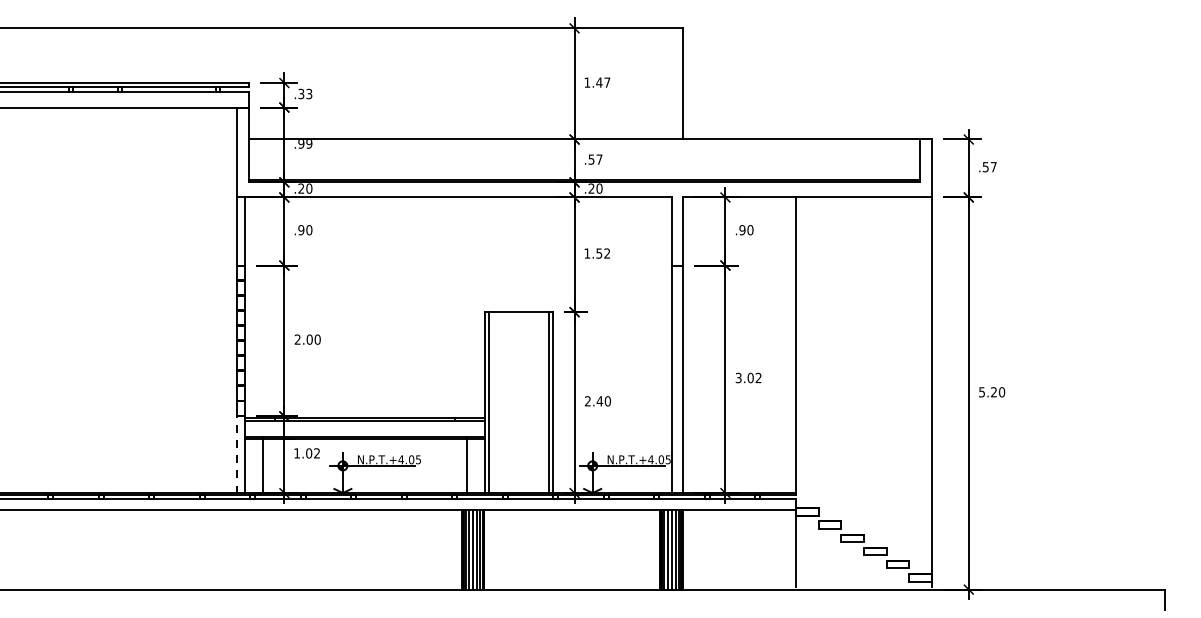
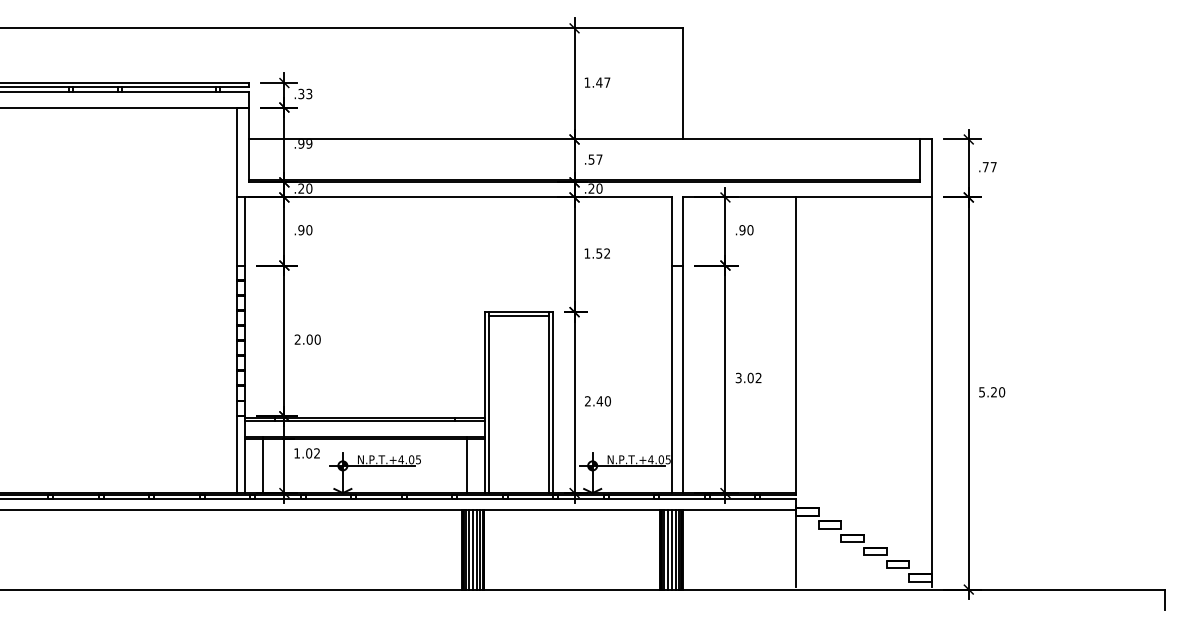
text: .57 -> .77 (985, 167)
line: none -> present (518, 315)
line: dashed -> solid (237, 454)
